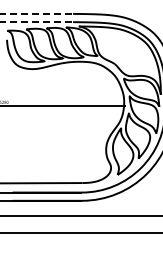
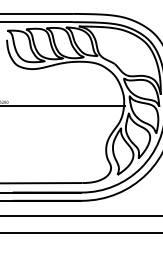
line: dashed -> solid (37, 13)
line: dashed -> solid (37, 22)
